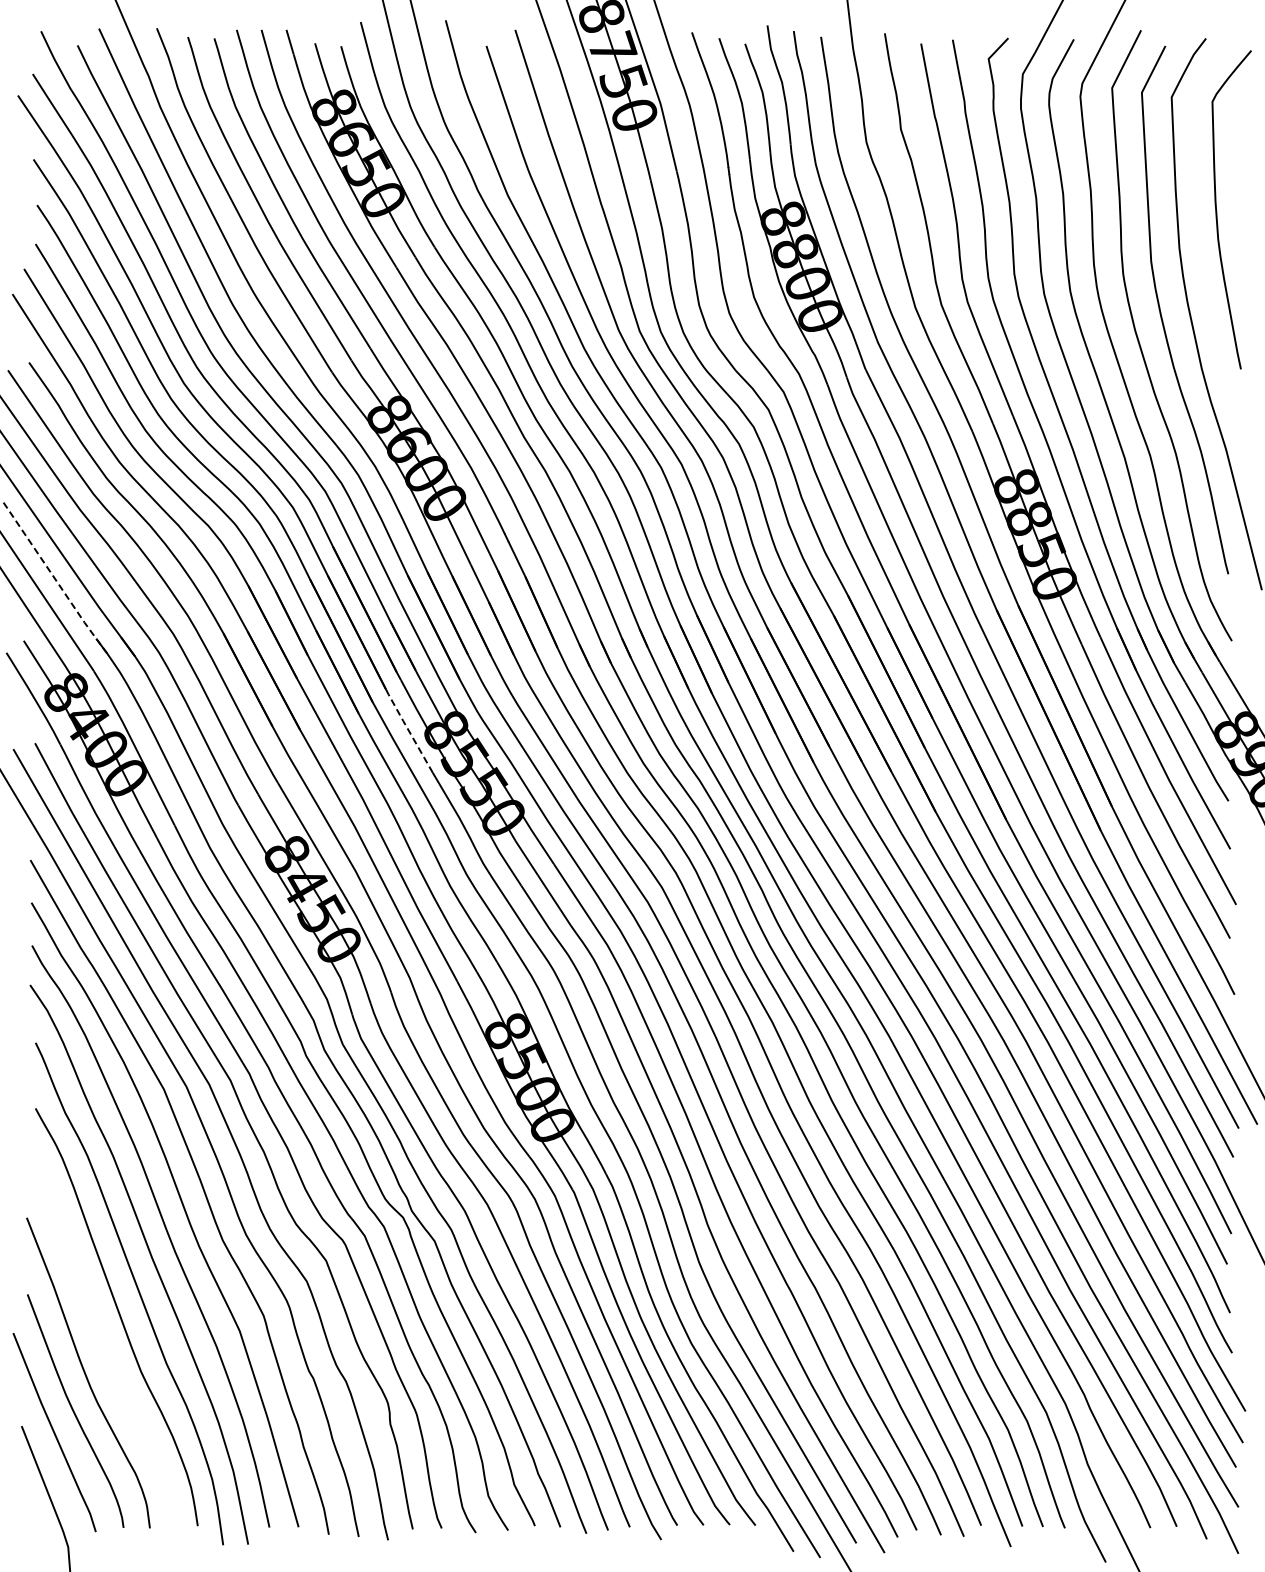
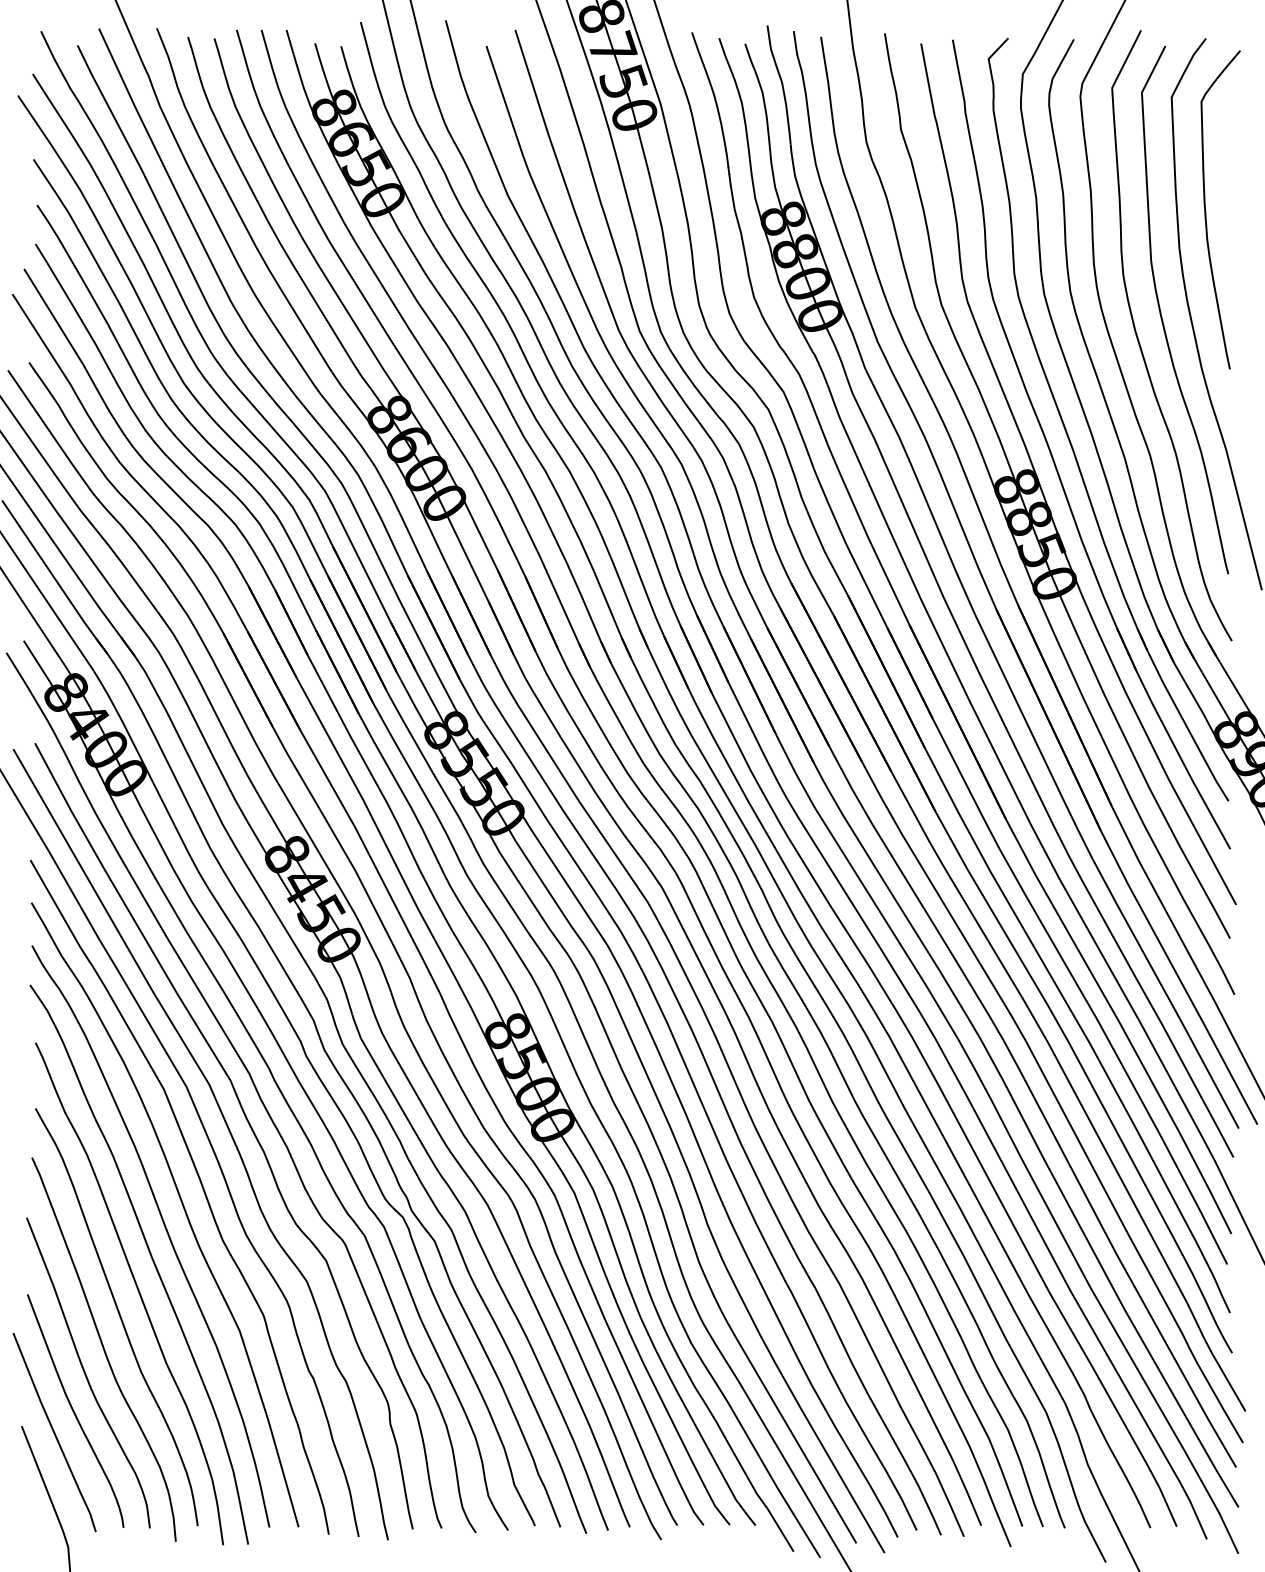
curve position: (1217, 210) -> (1206, 210) (1206, 210)
line: dashed -> solid (54, 578)
line: dashed -> solid (408, 729)
curve: none -> present (103, 1349)
